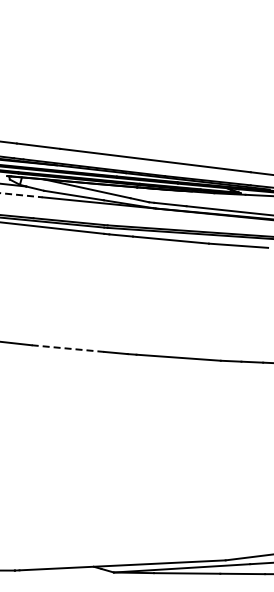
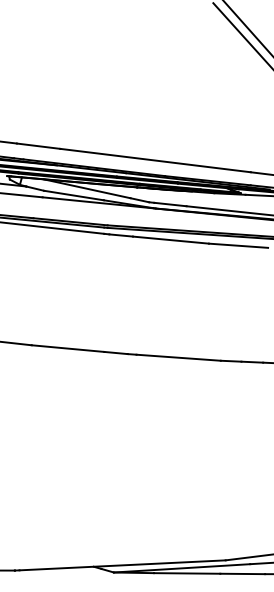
line: none -> present (247, 27)
line: none -> present (241, 34)
line: dashed -> solid (21, 195)
line: dashed -> solid (68, 348)
